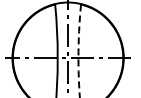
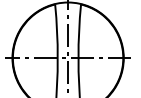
arc: dashed -> solid (78, 51)
